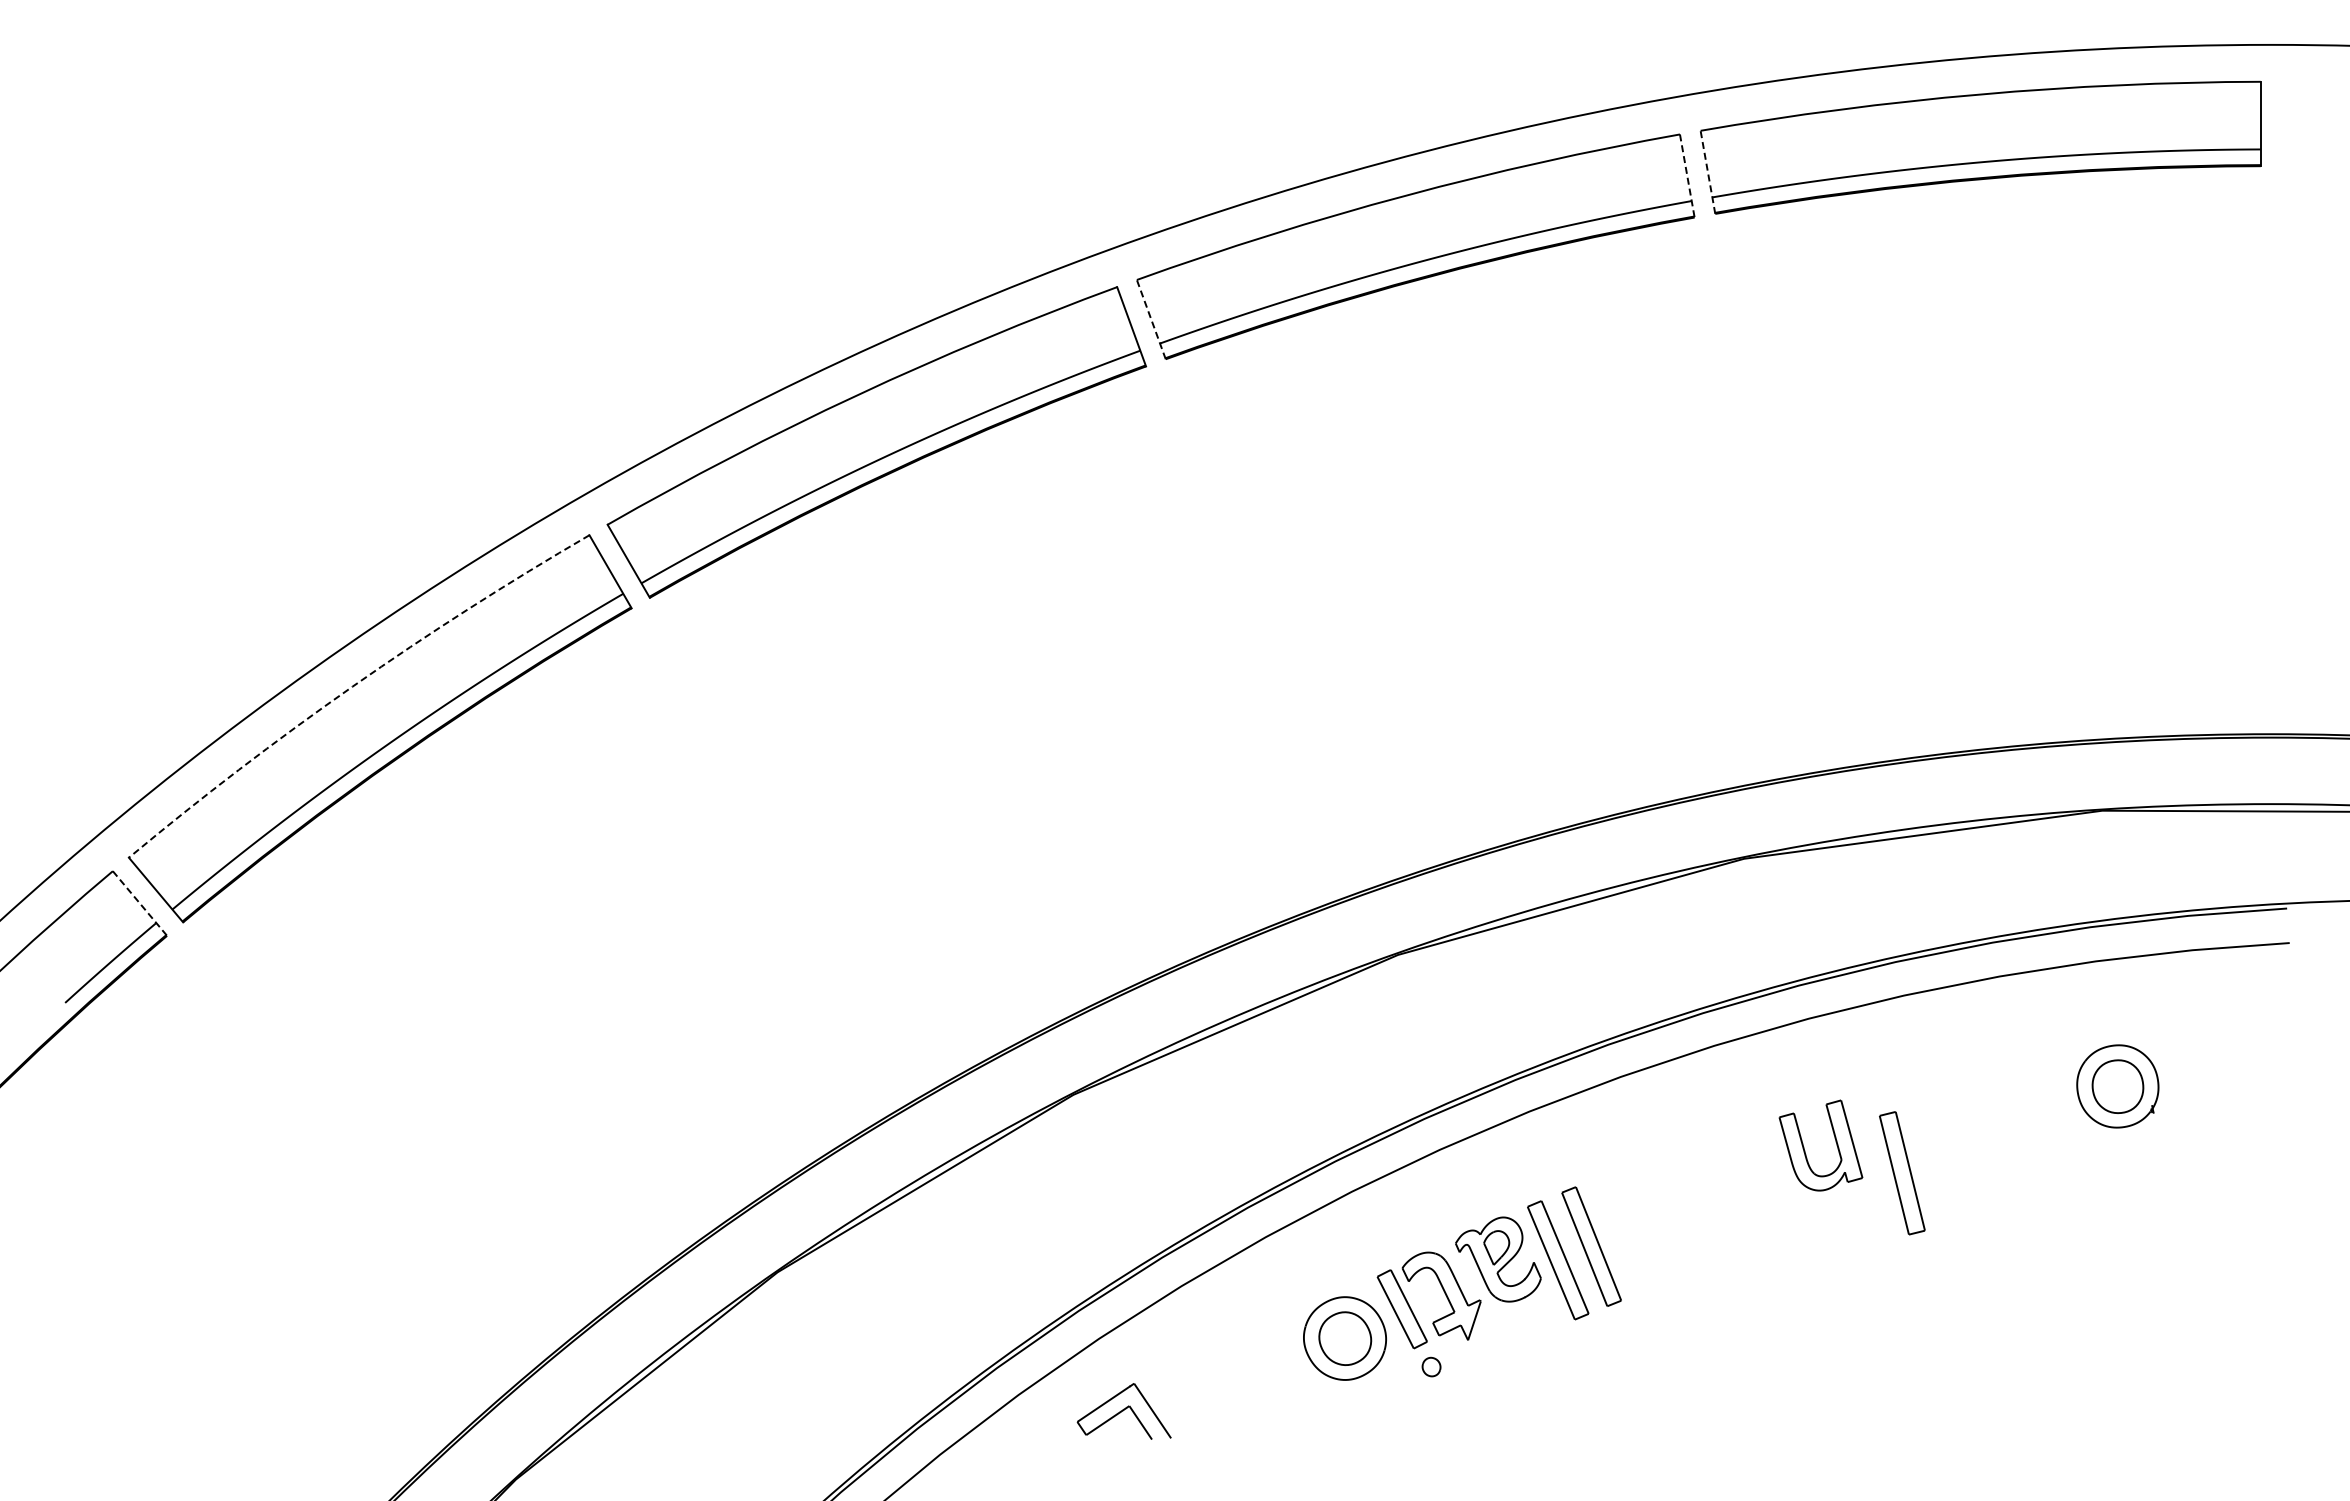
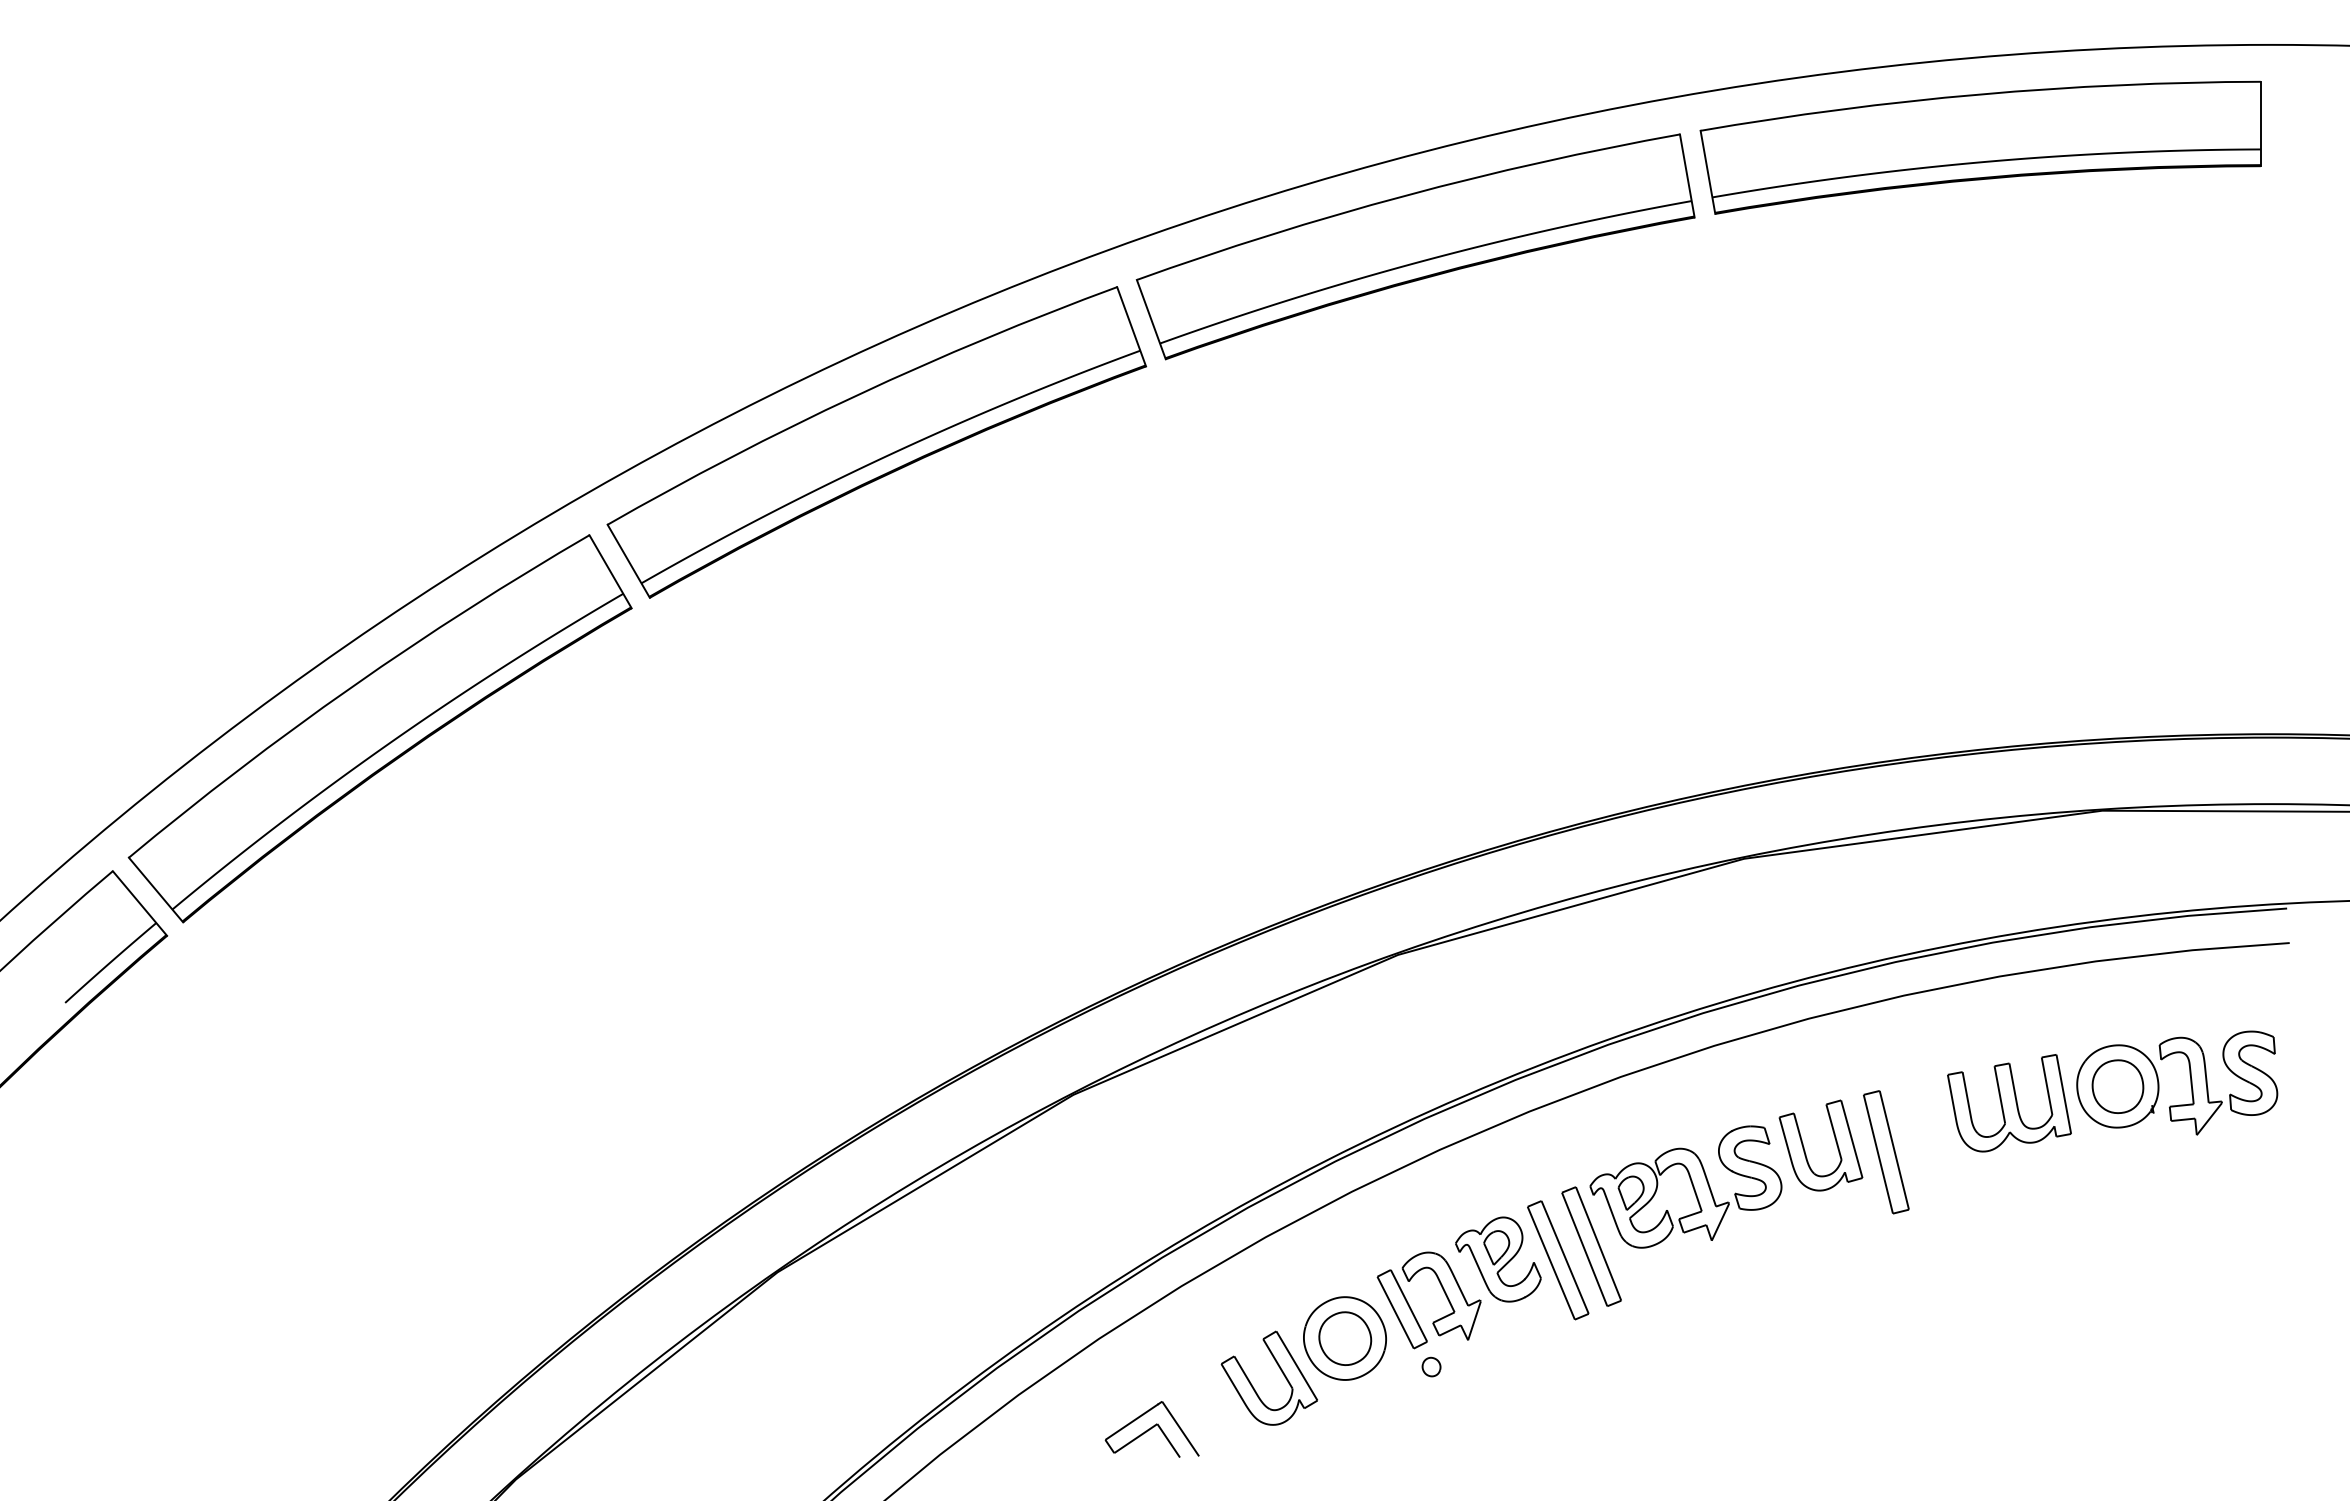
line: dashed -> solid (1707, 171)
line: dashed -> solid (1687, 176)
line: dashed -> solid (1151, 319)
arc: dashed -> solid (352, 686)
line: dashed -> solid (140, 903)
part: none -> present (2207, 1082)
part: none -> present (2009, 1103)
part position: (1902, 1173) -> (1886, 1152) (1886, 1152)
part: none -> present (1691, 1184)
part: none -> present (1280, 1370)
part position: (1123, 1411) -> (1151, 1429) (1151, 1429)
